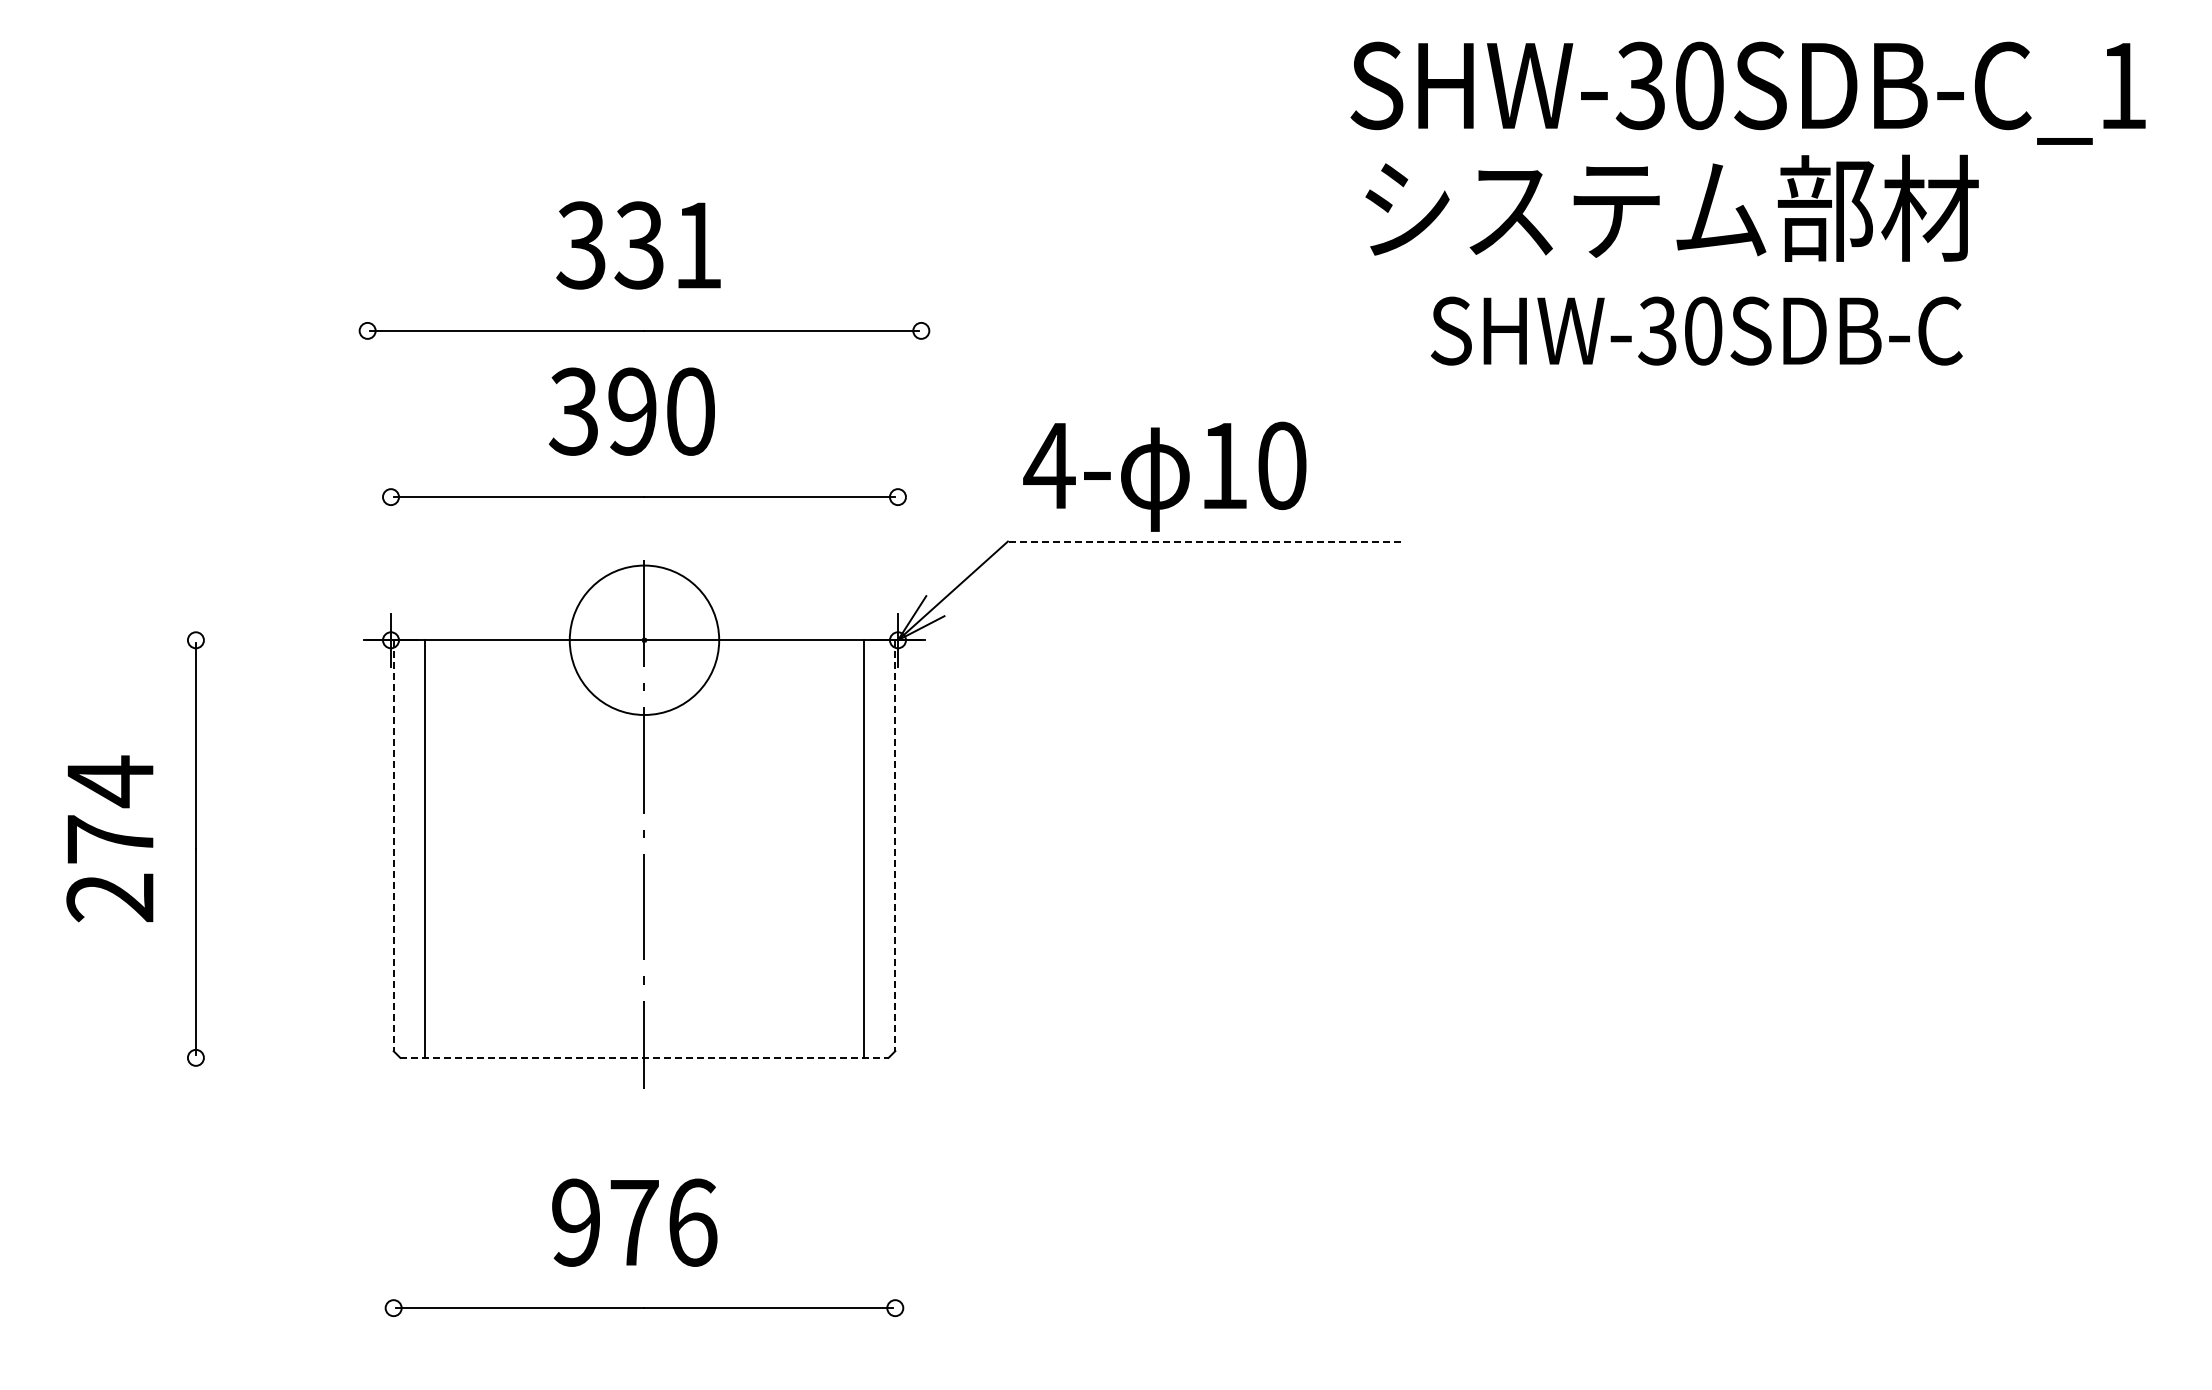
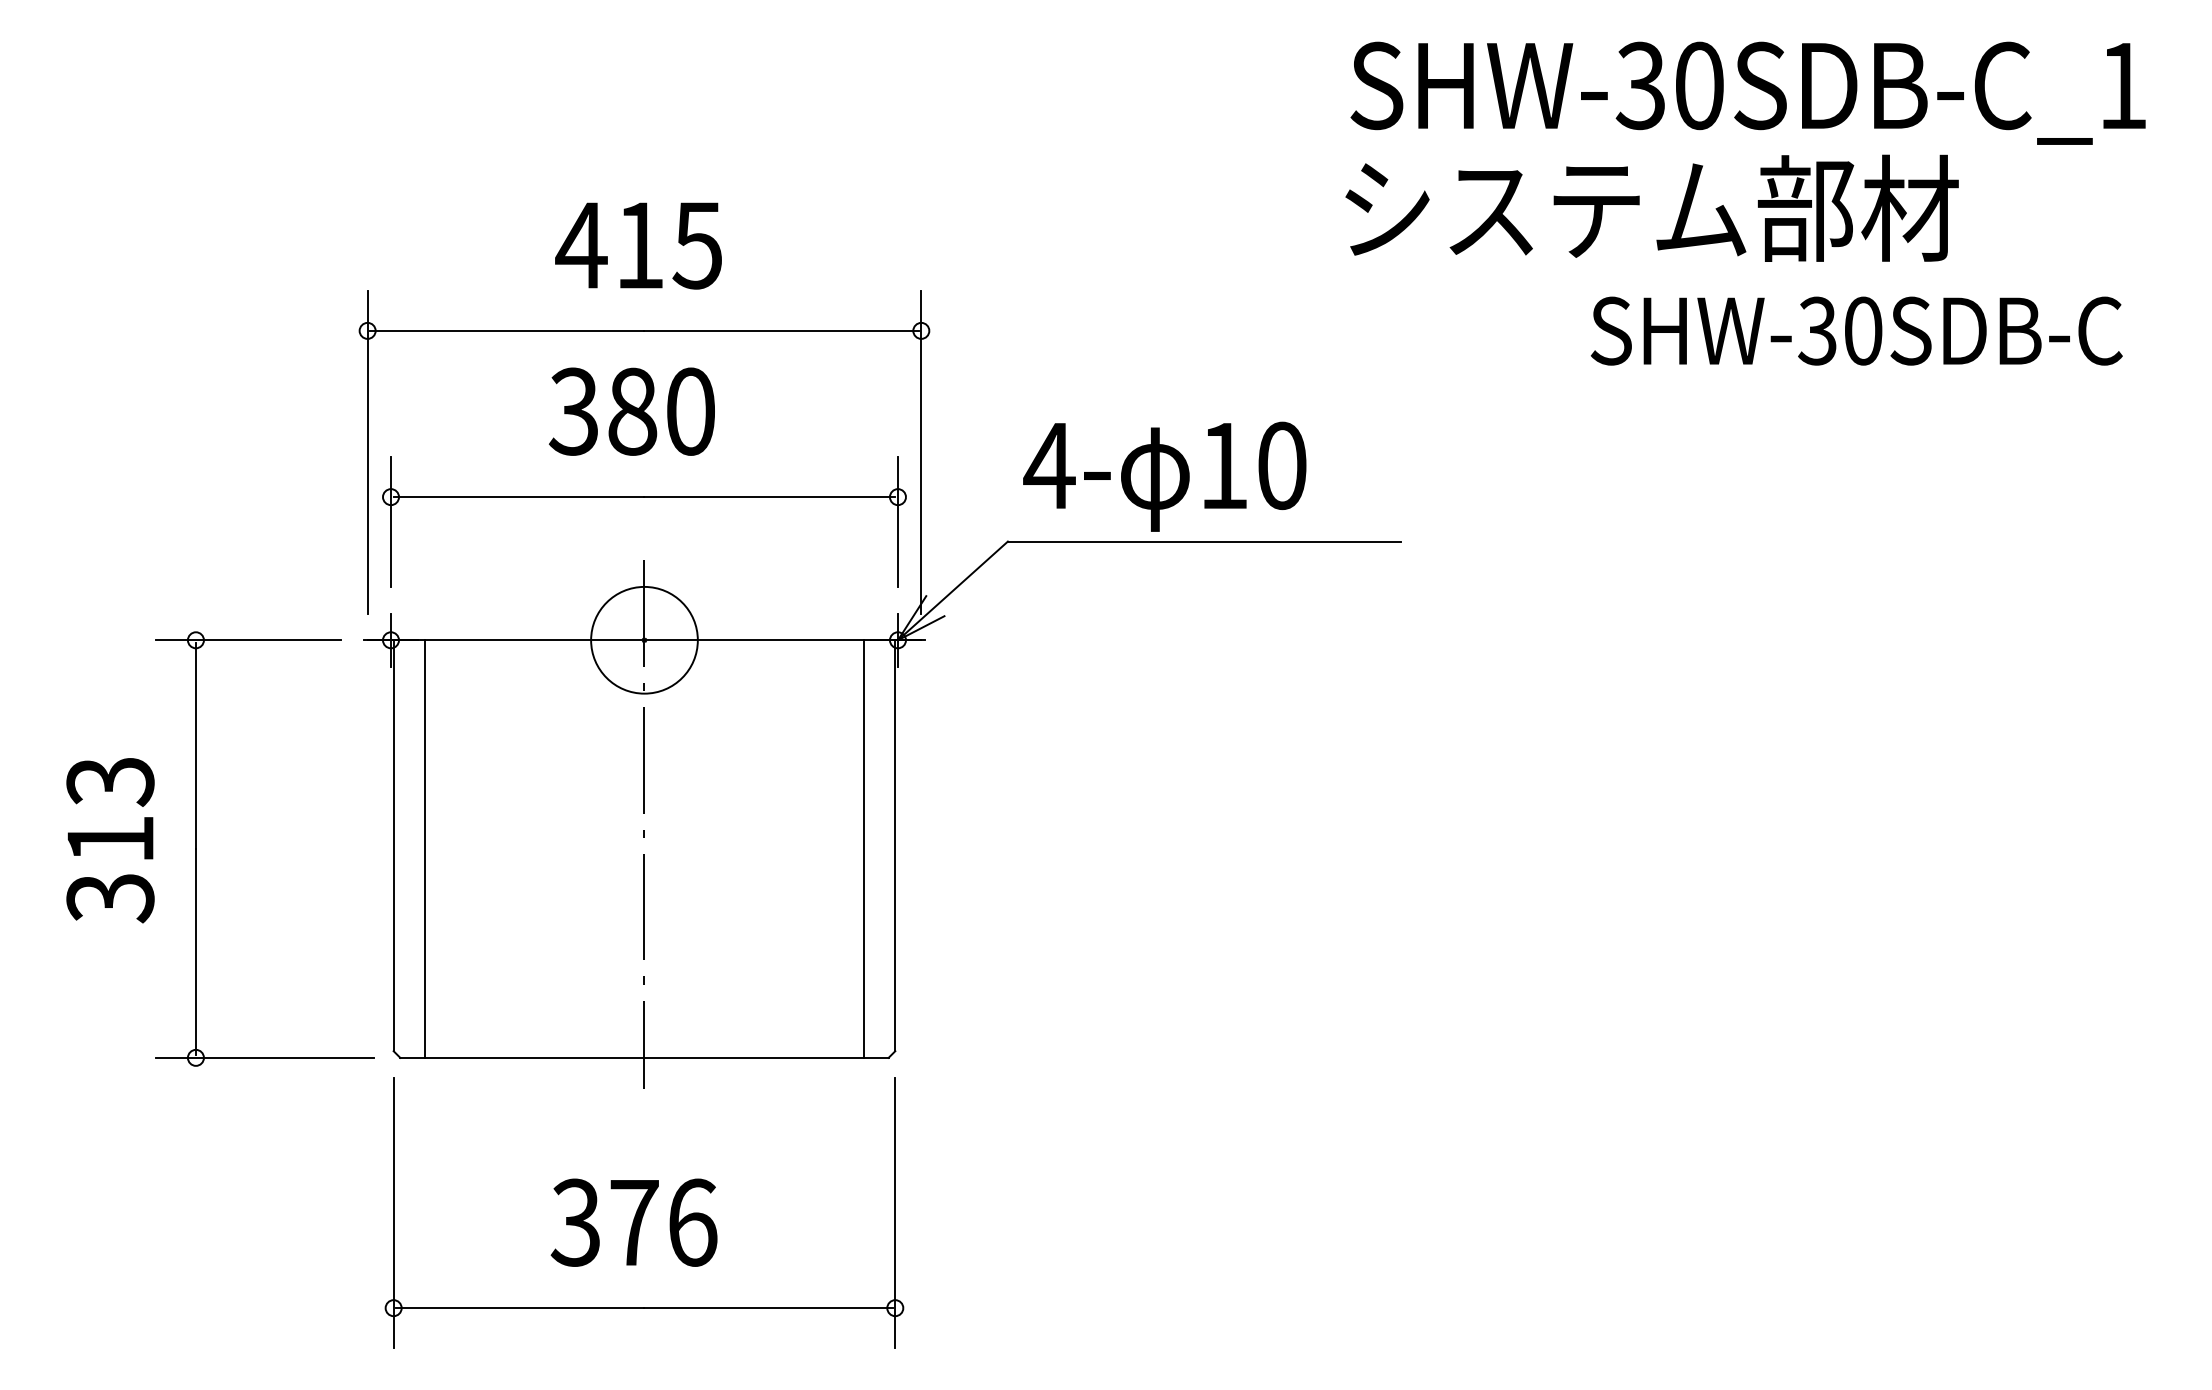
text position: (1671, 207) -> (1651, 207) (1651, 207)
text: 331 -> 415 (638, 245)
text position: (1696, 330) -> (1856, 330) (1856, 330)
text: 390 -> 380 (632, 411)
line: none -> present (367, 451)
line: none -> present (921, 451)
line: none -> present (391, 521)
line: none -> present (897, 521)
line: dashed -> solid (1203, 541)
line: none -> present (247, 640)
circle diameter: 149 px -> 107 px (644, 639)
text: 274 -> 313 (110, 839)
line: dashed -> solid (393, 846)
line: dashed -> solid (895, 846)
line: none -> present (264, 1057)
line: dashed -> solid (644, 1057)
line: none -> present (393, 1212)
line: none -> present (895, 1212)
text: 976 -> 376 (574, 1222)
